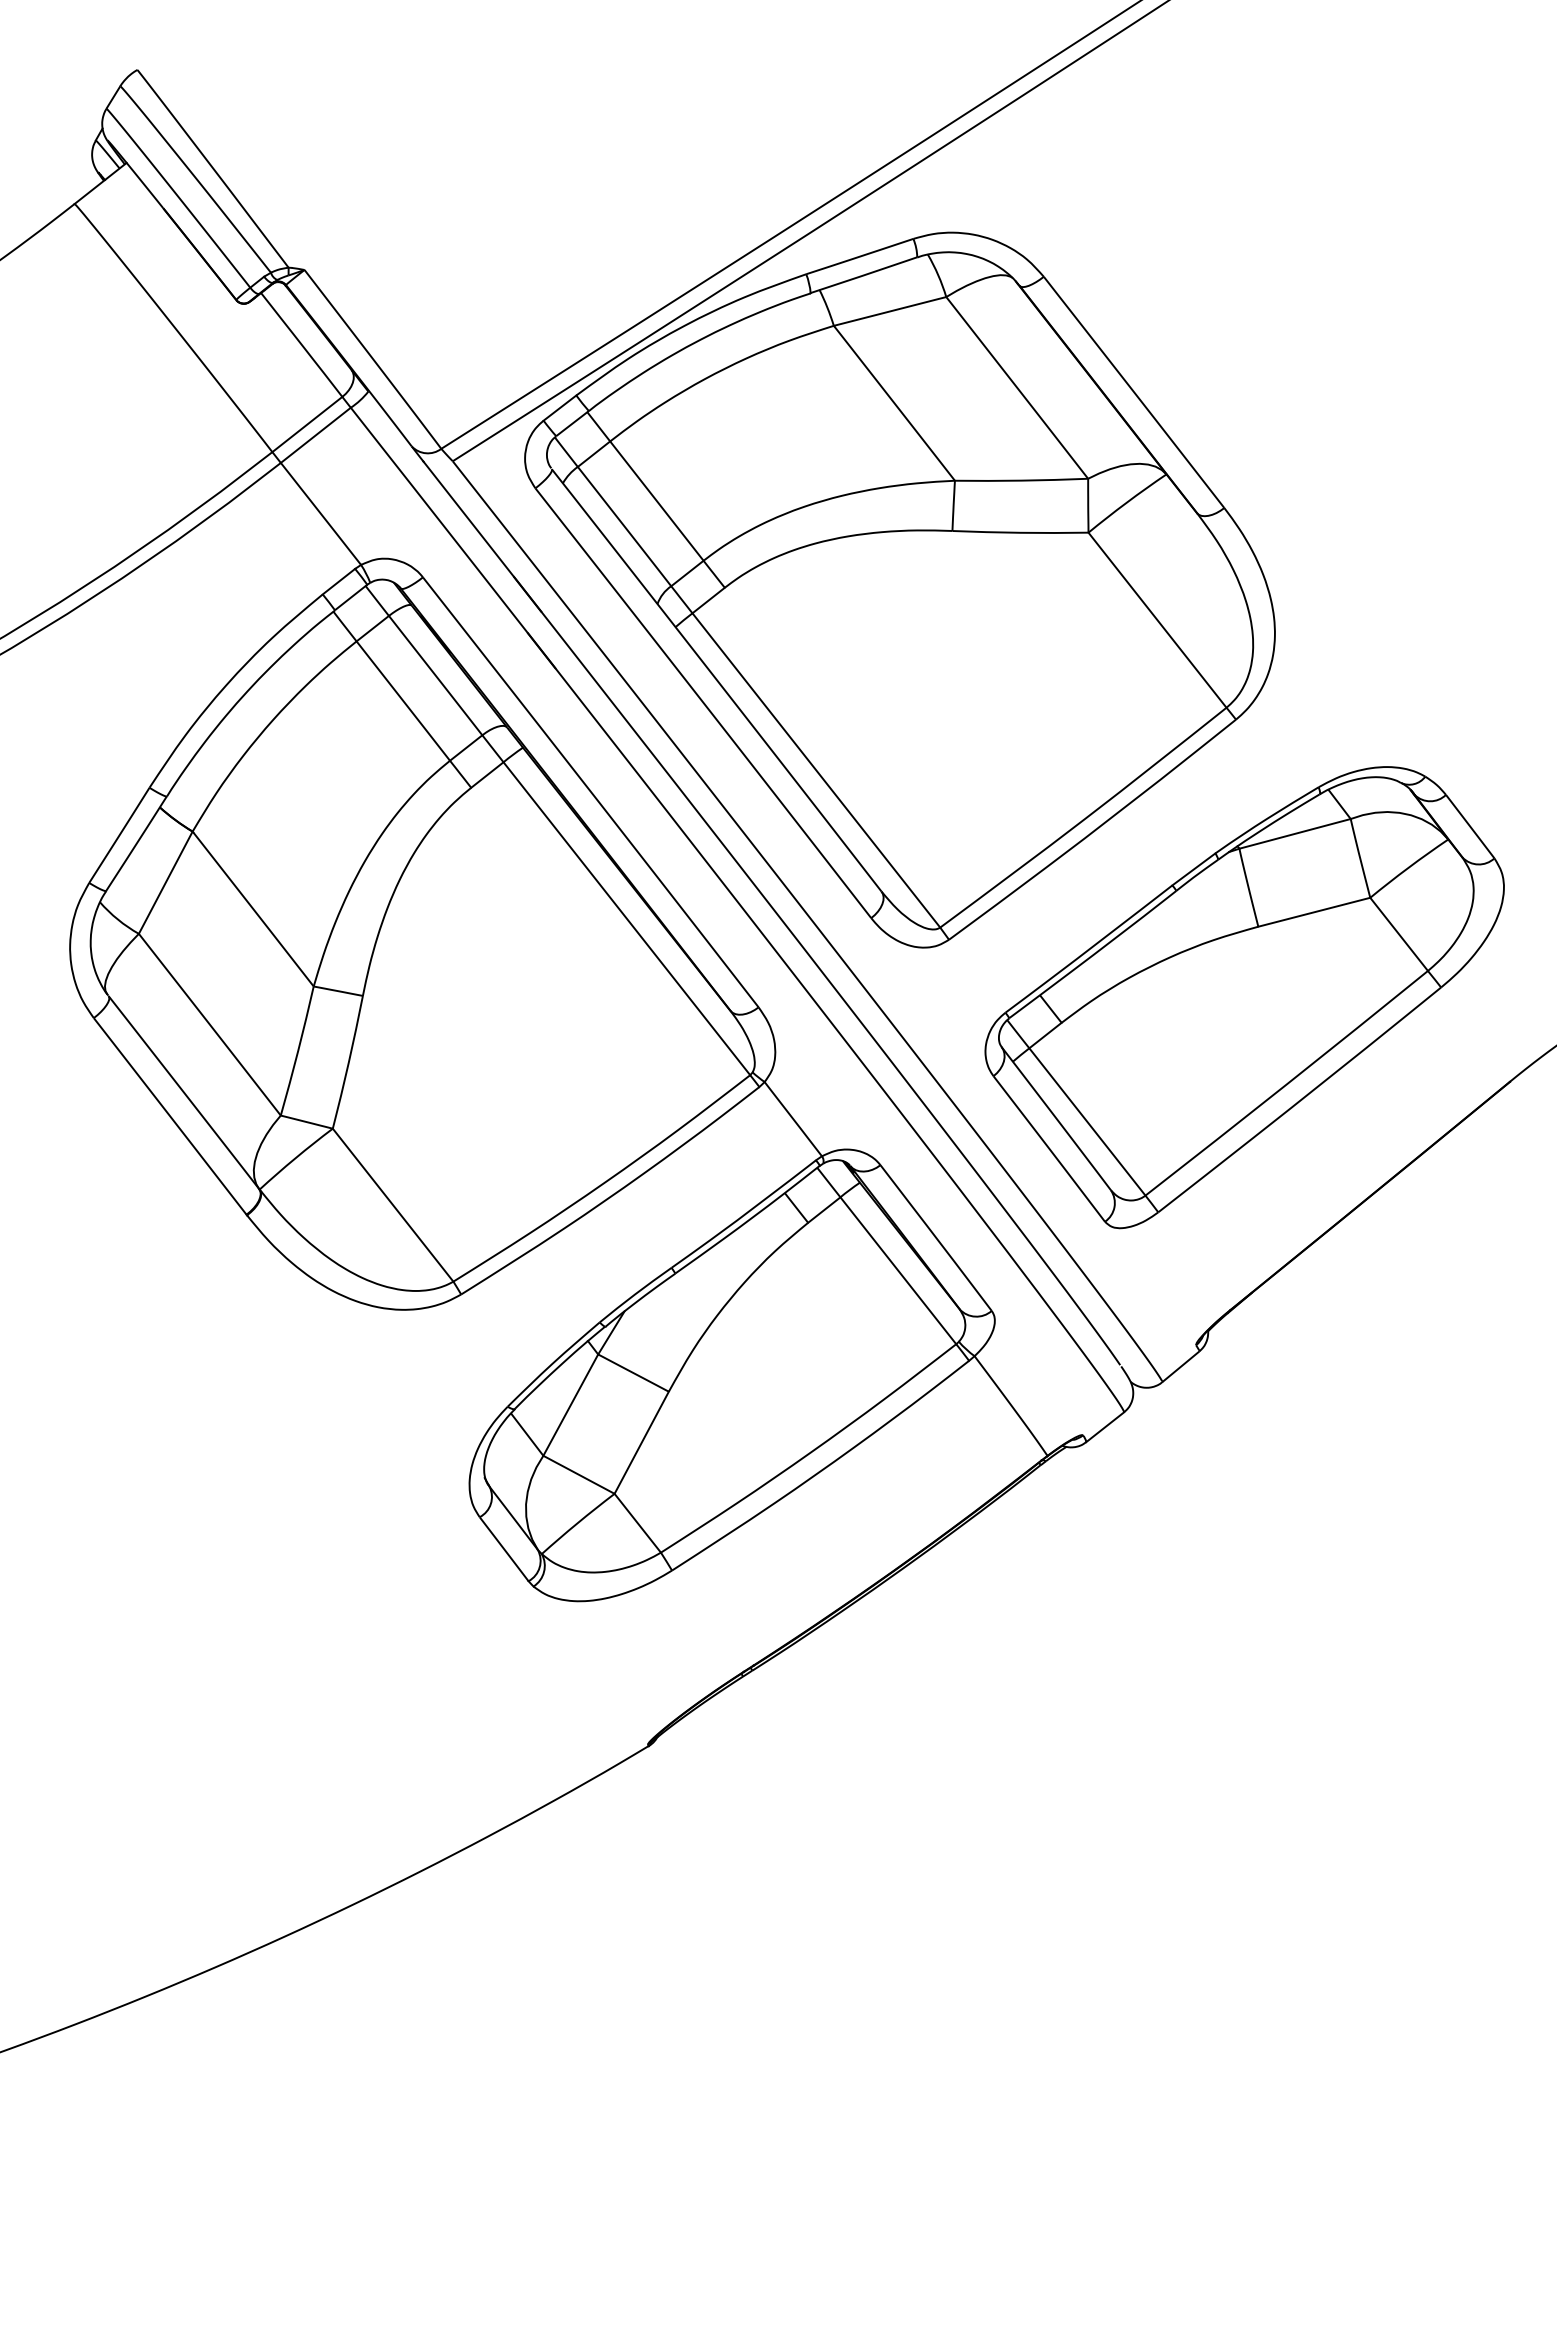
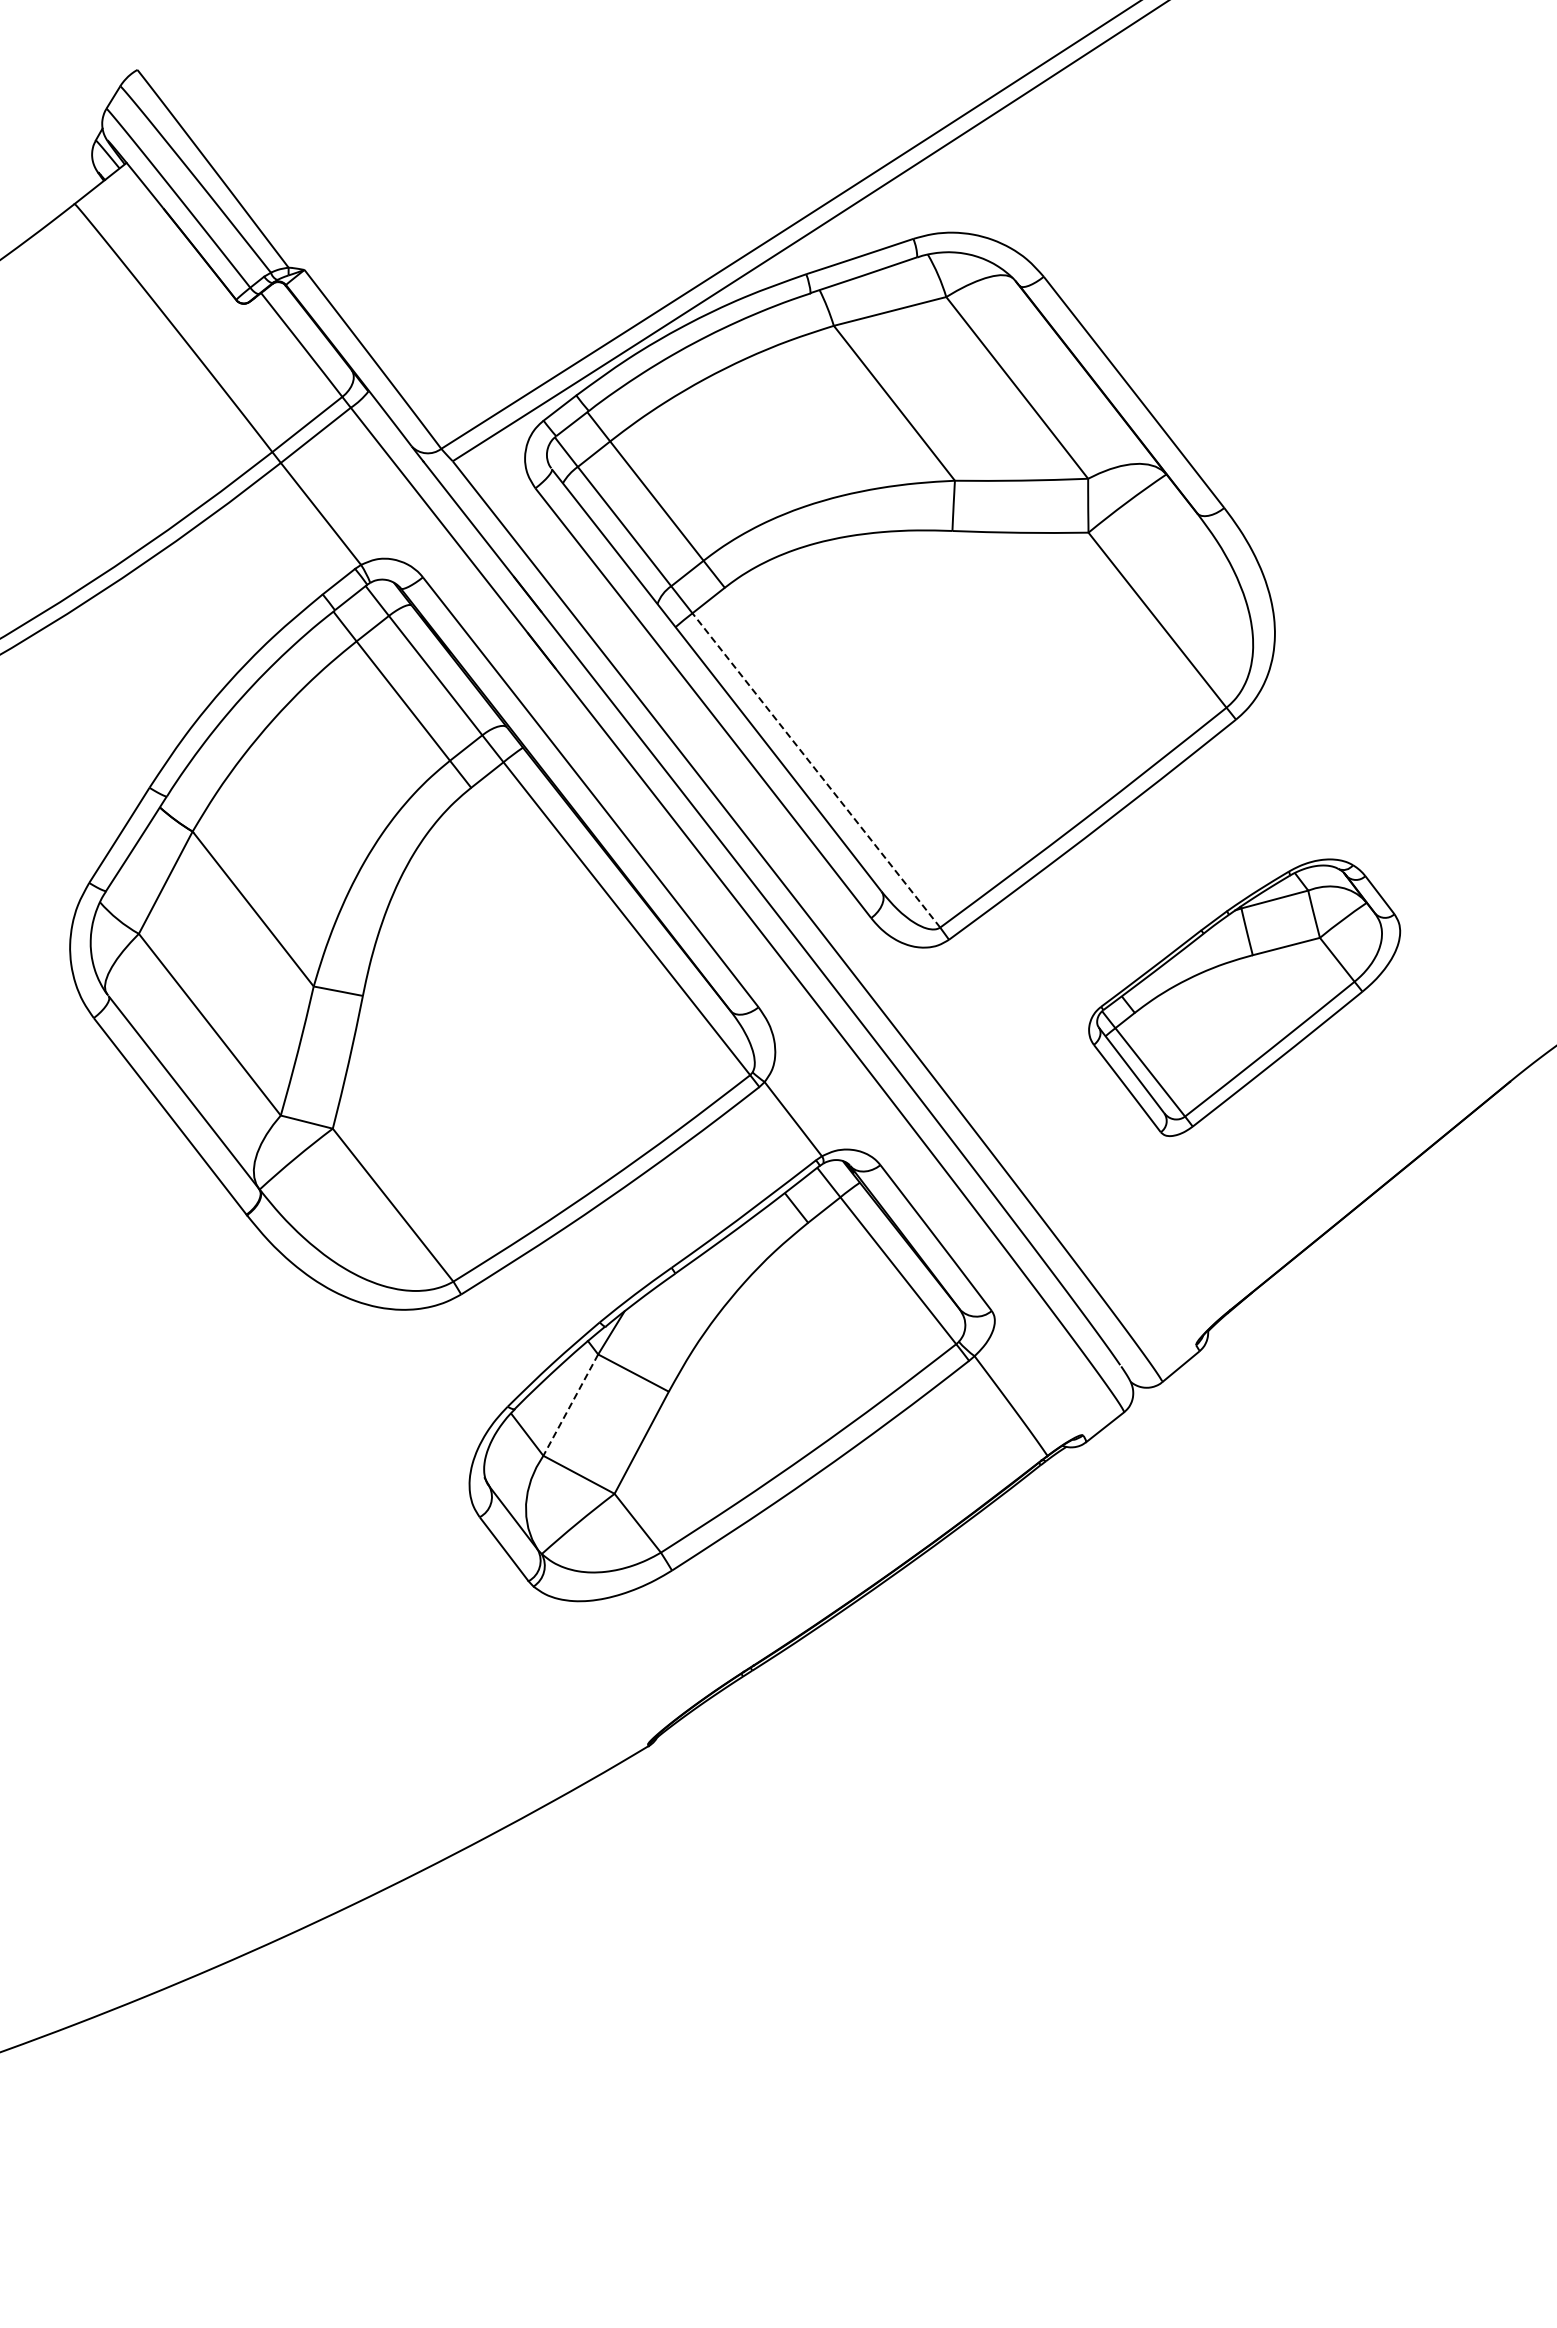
line: solid -> dashed (816, 770)
part size: 521x464 px -> 314x279 px (1244, 997)
line: solid -> dashed (570, 1405)
